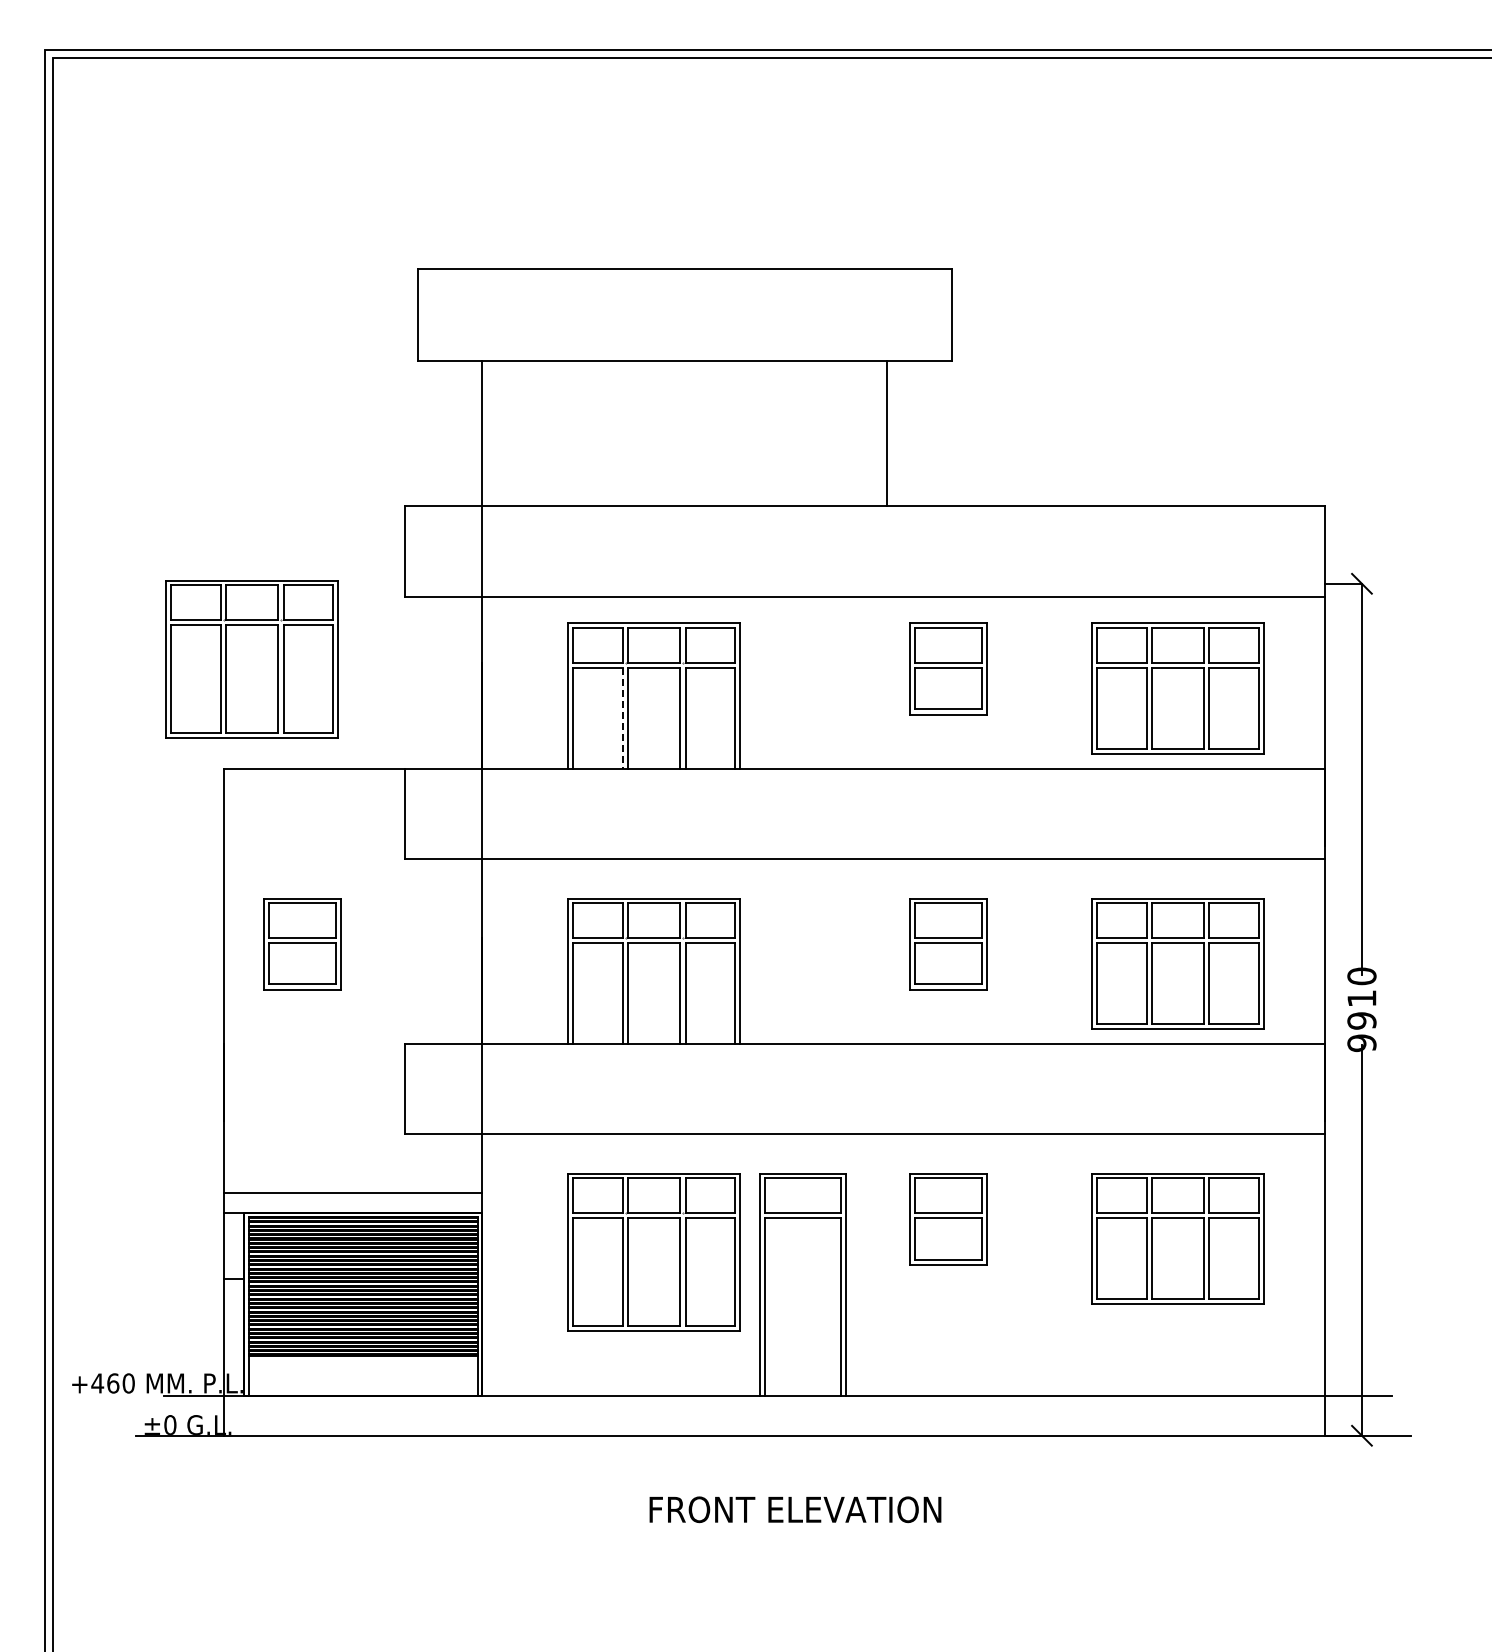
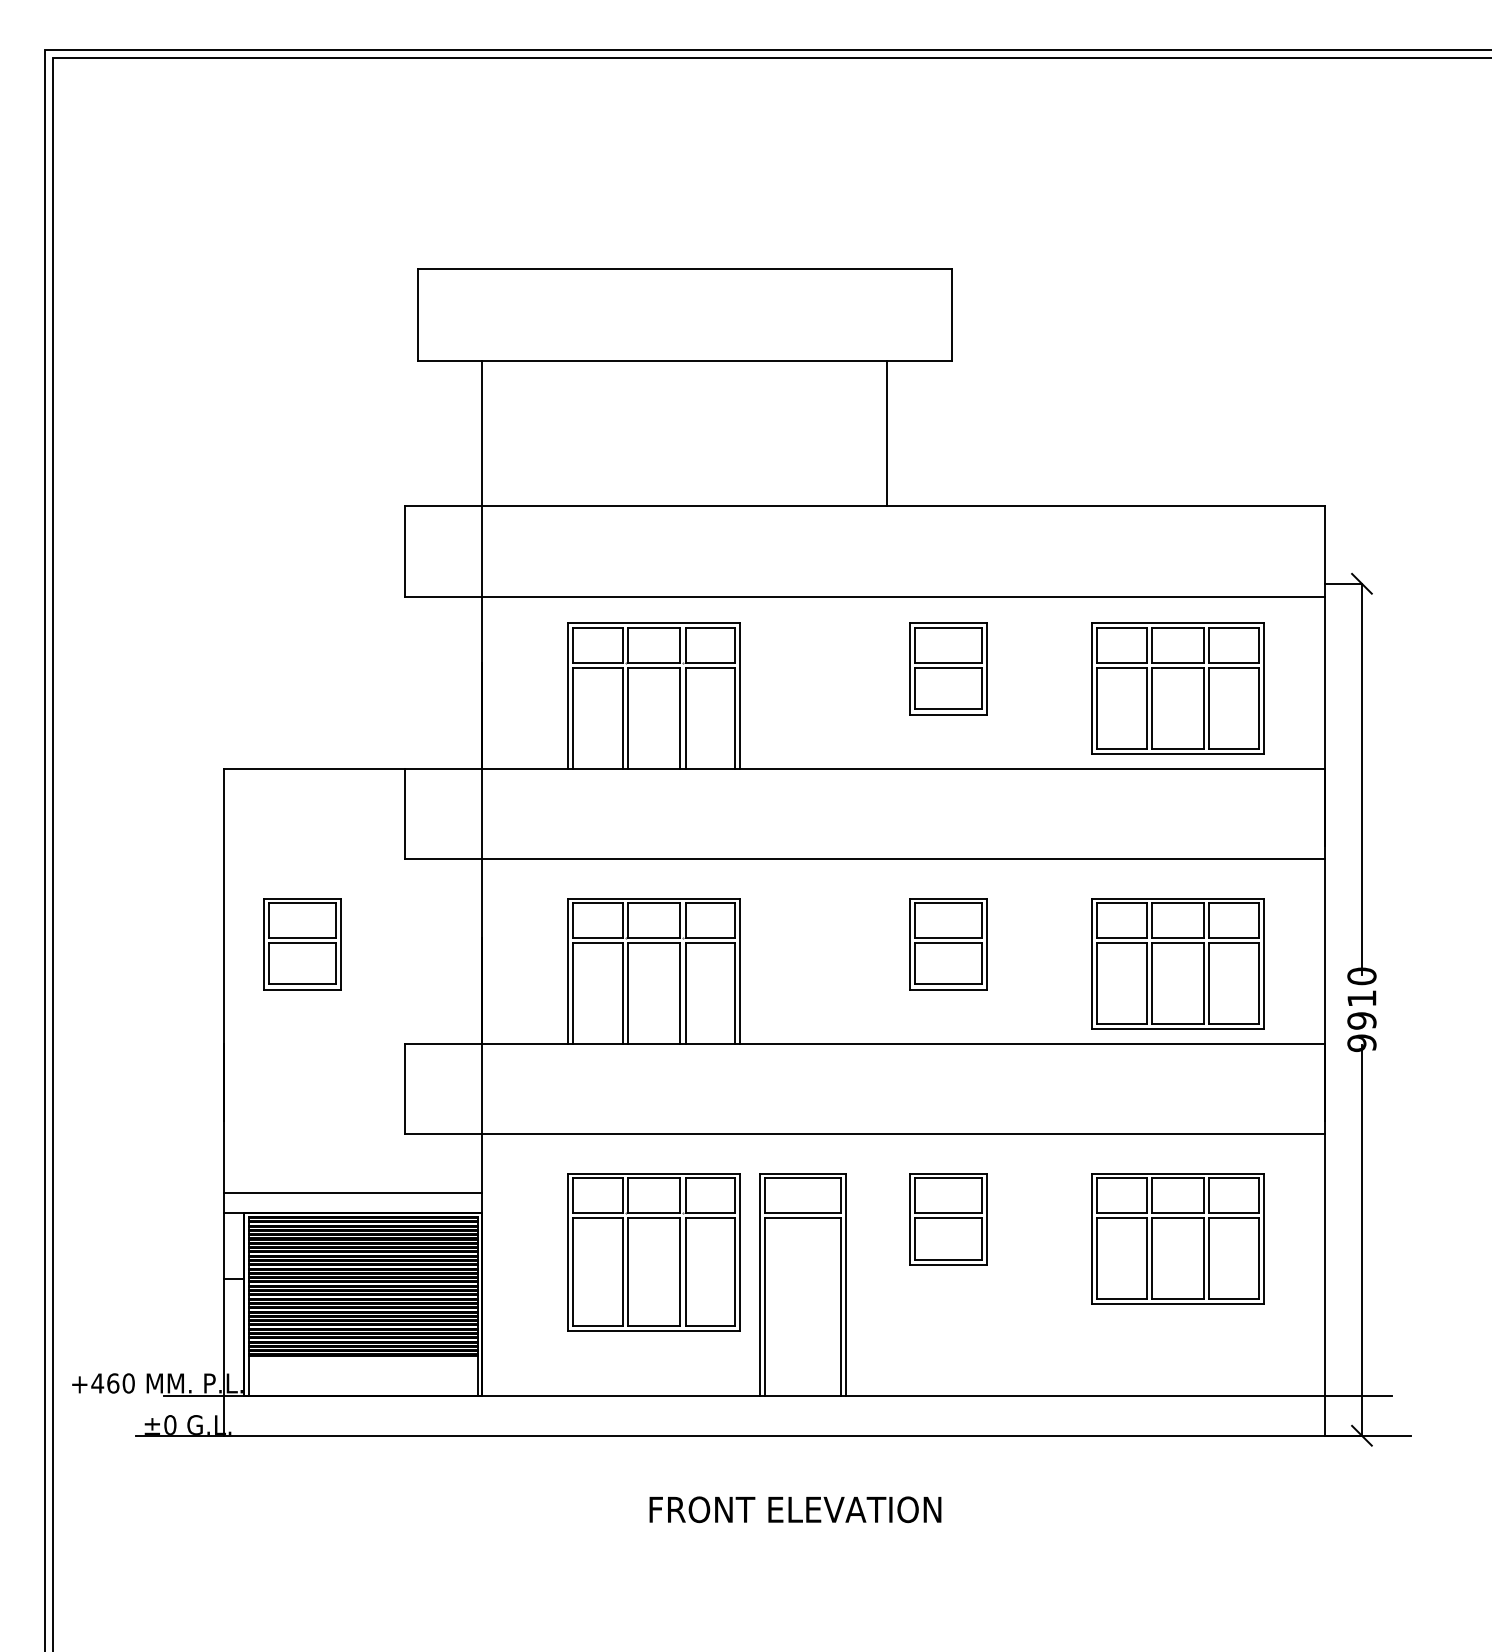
part: present -> none (251, 659)
line: dashed -> solid (623, 718)
